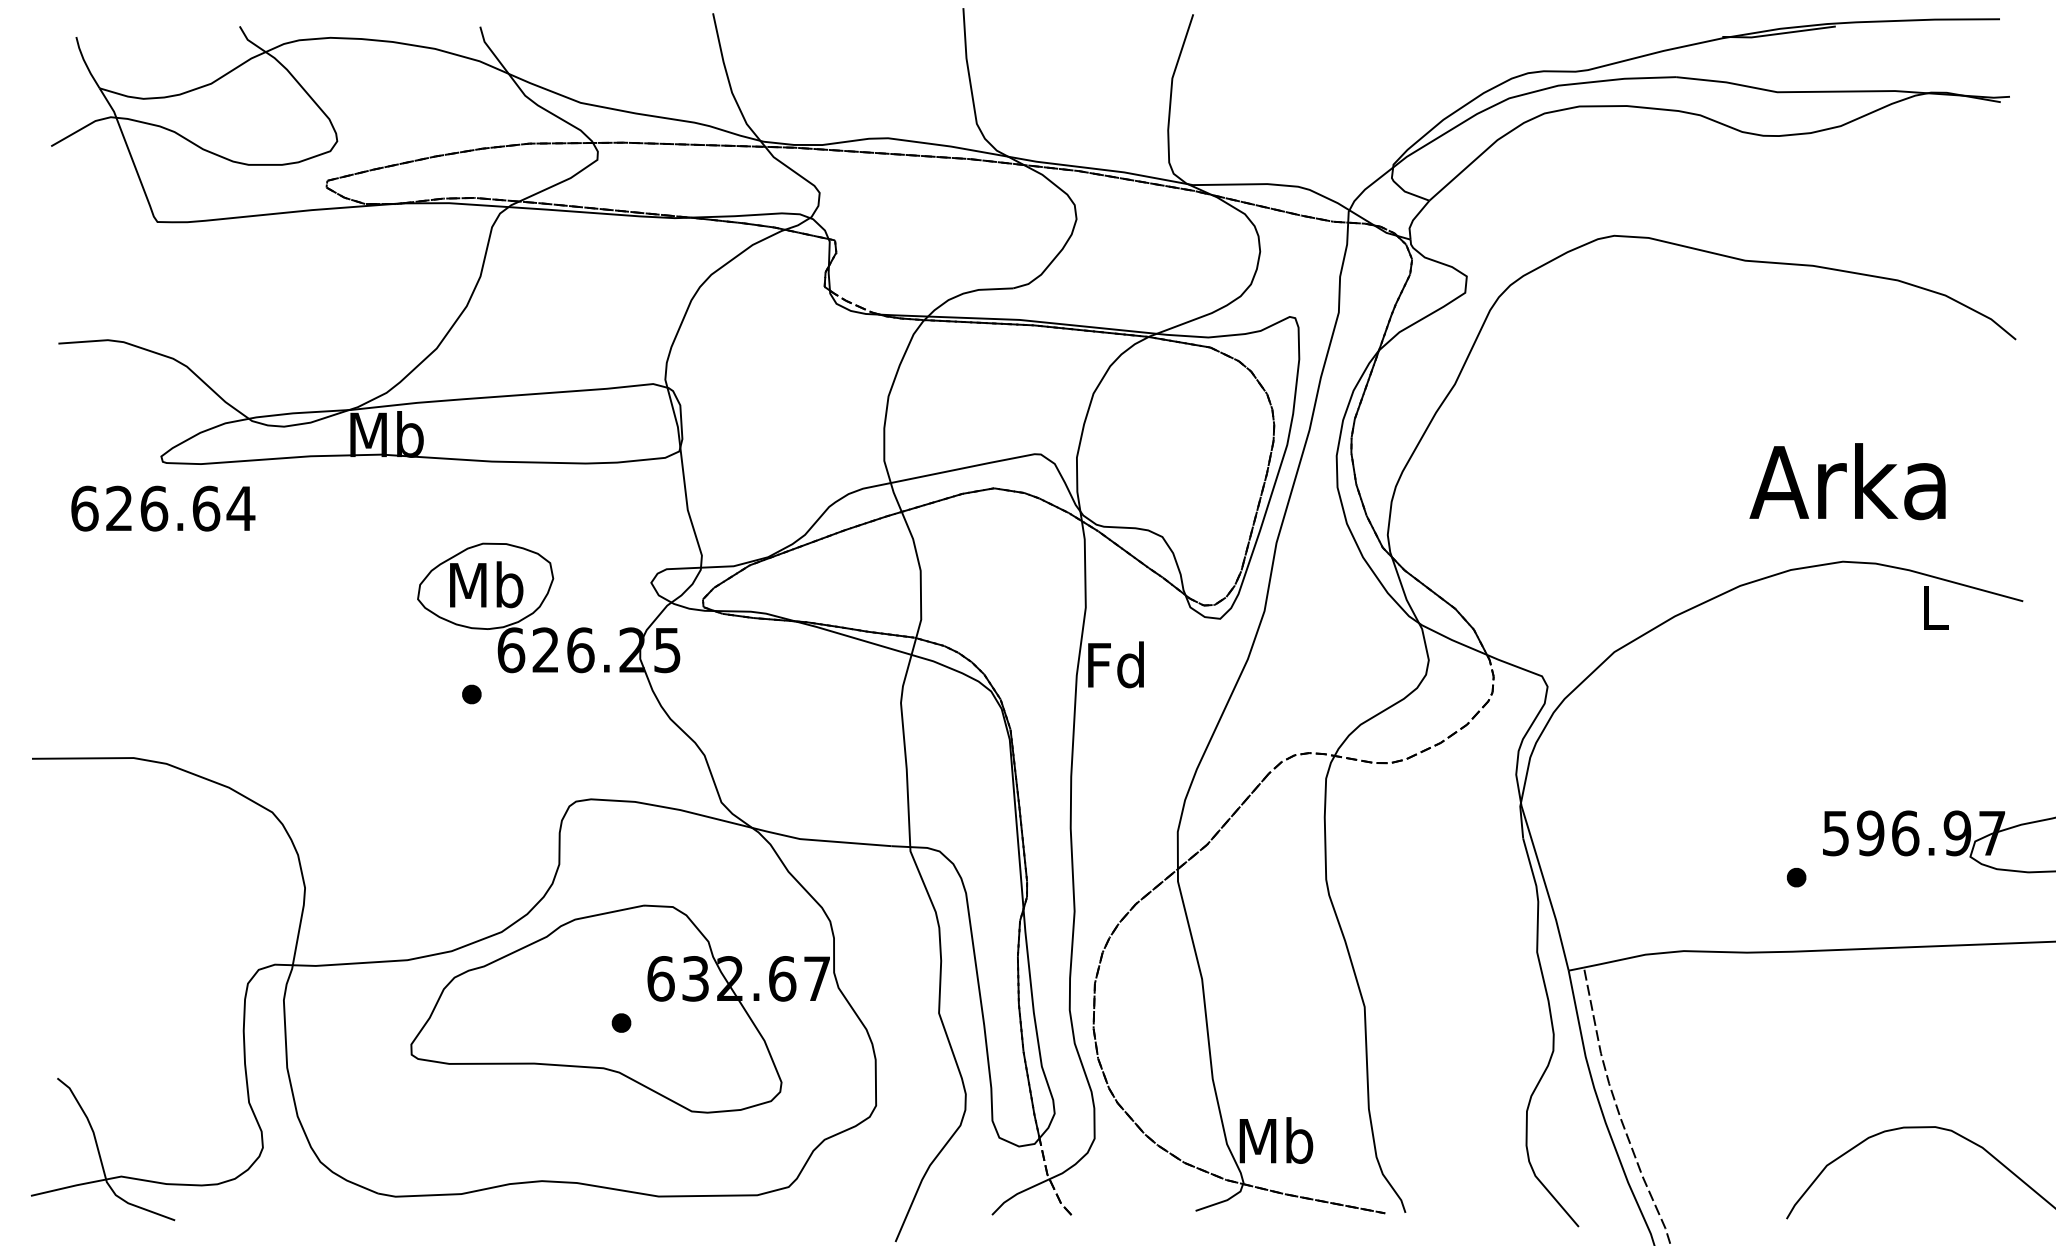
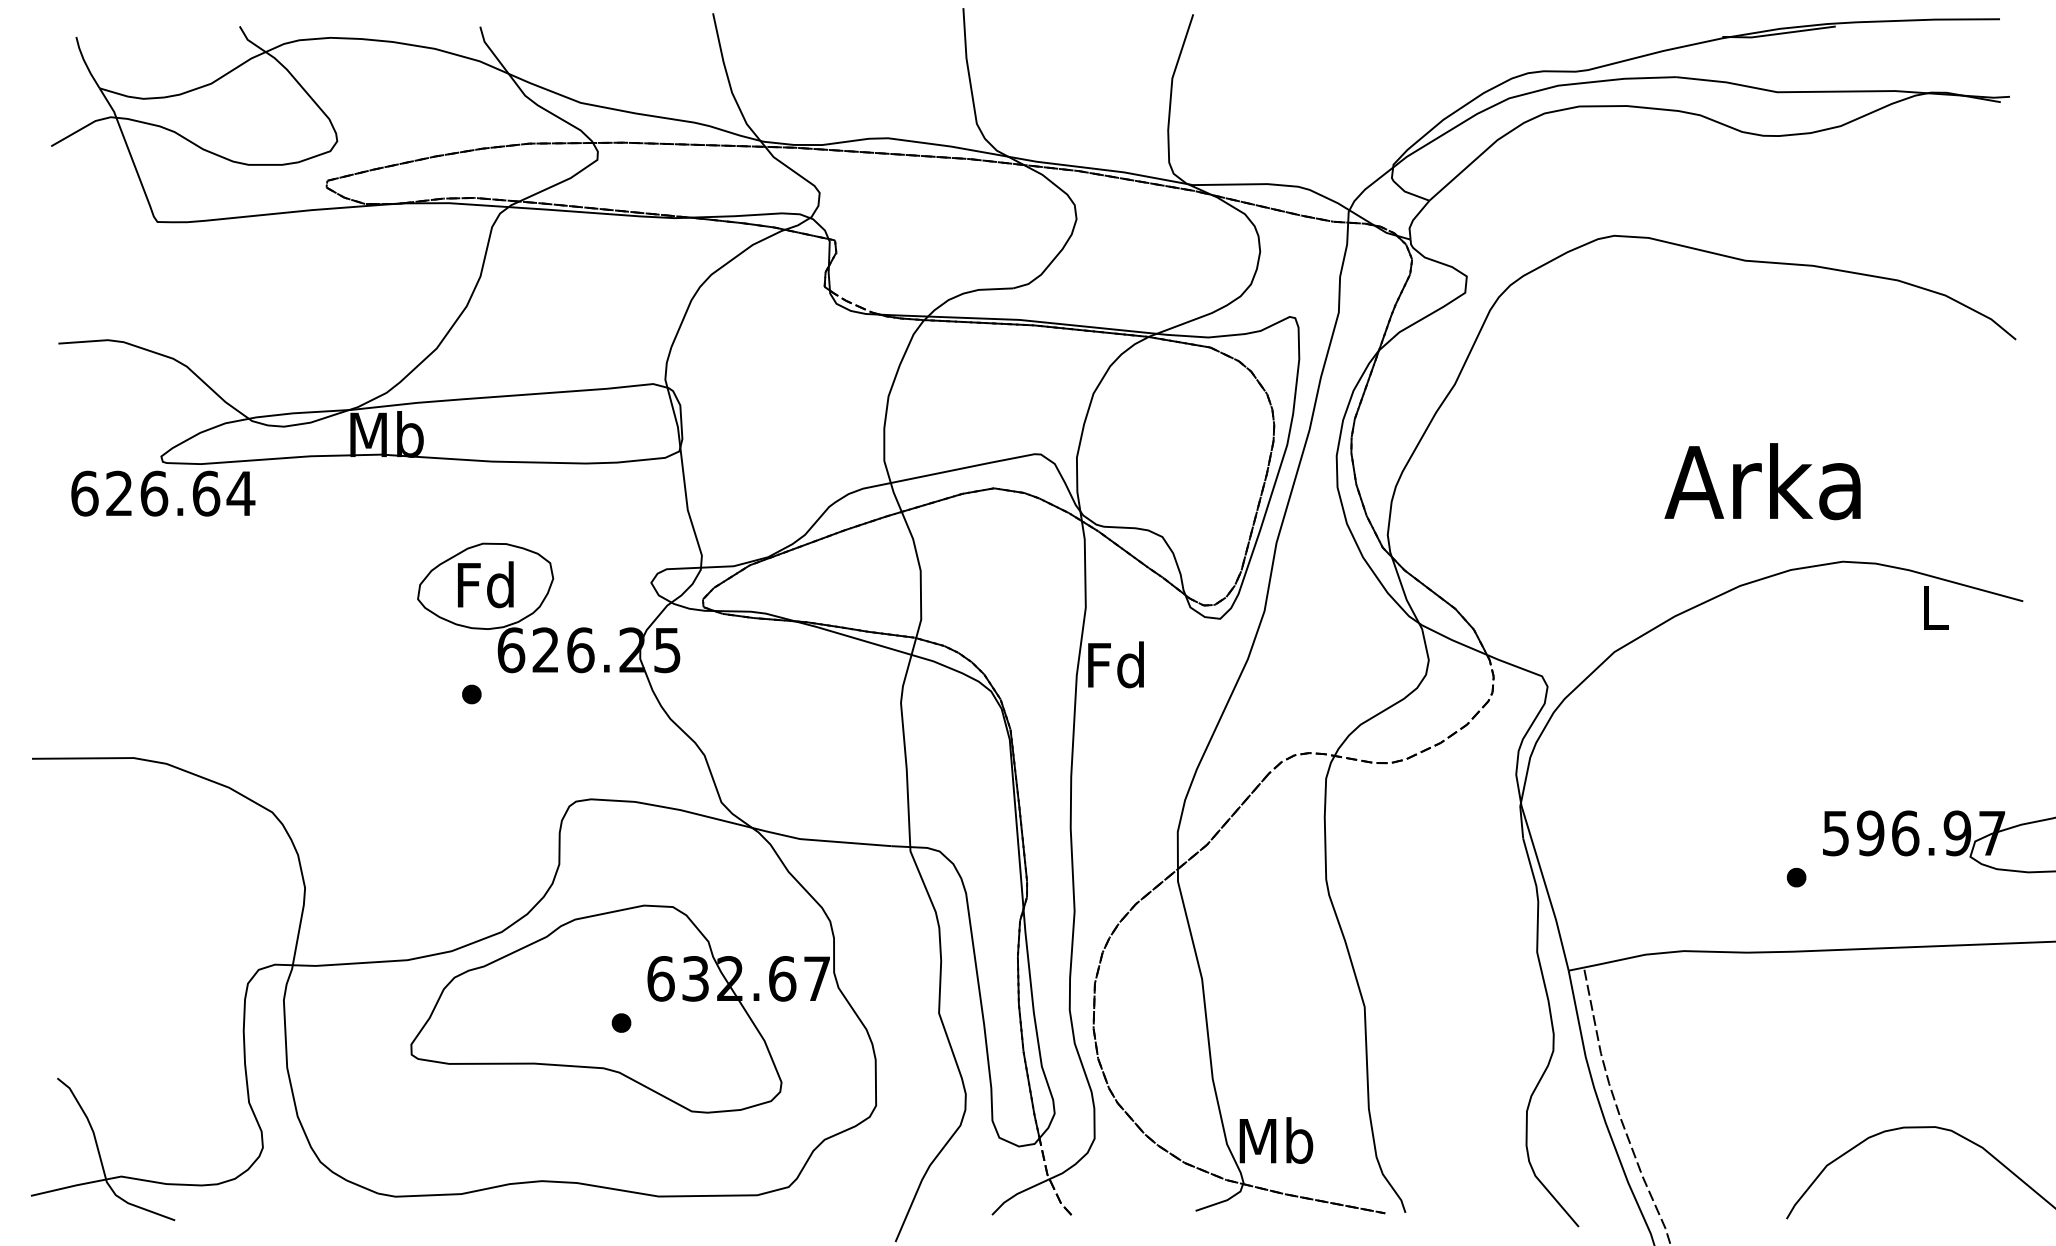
text position: (1847, 481) -> (1762, 481) (1762, 481)
text position: (163, 508) -> (163, 493) (163, 493)
text: Mb -> Fd (486, 584)
